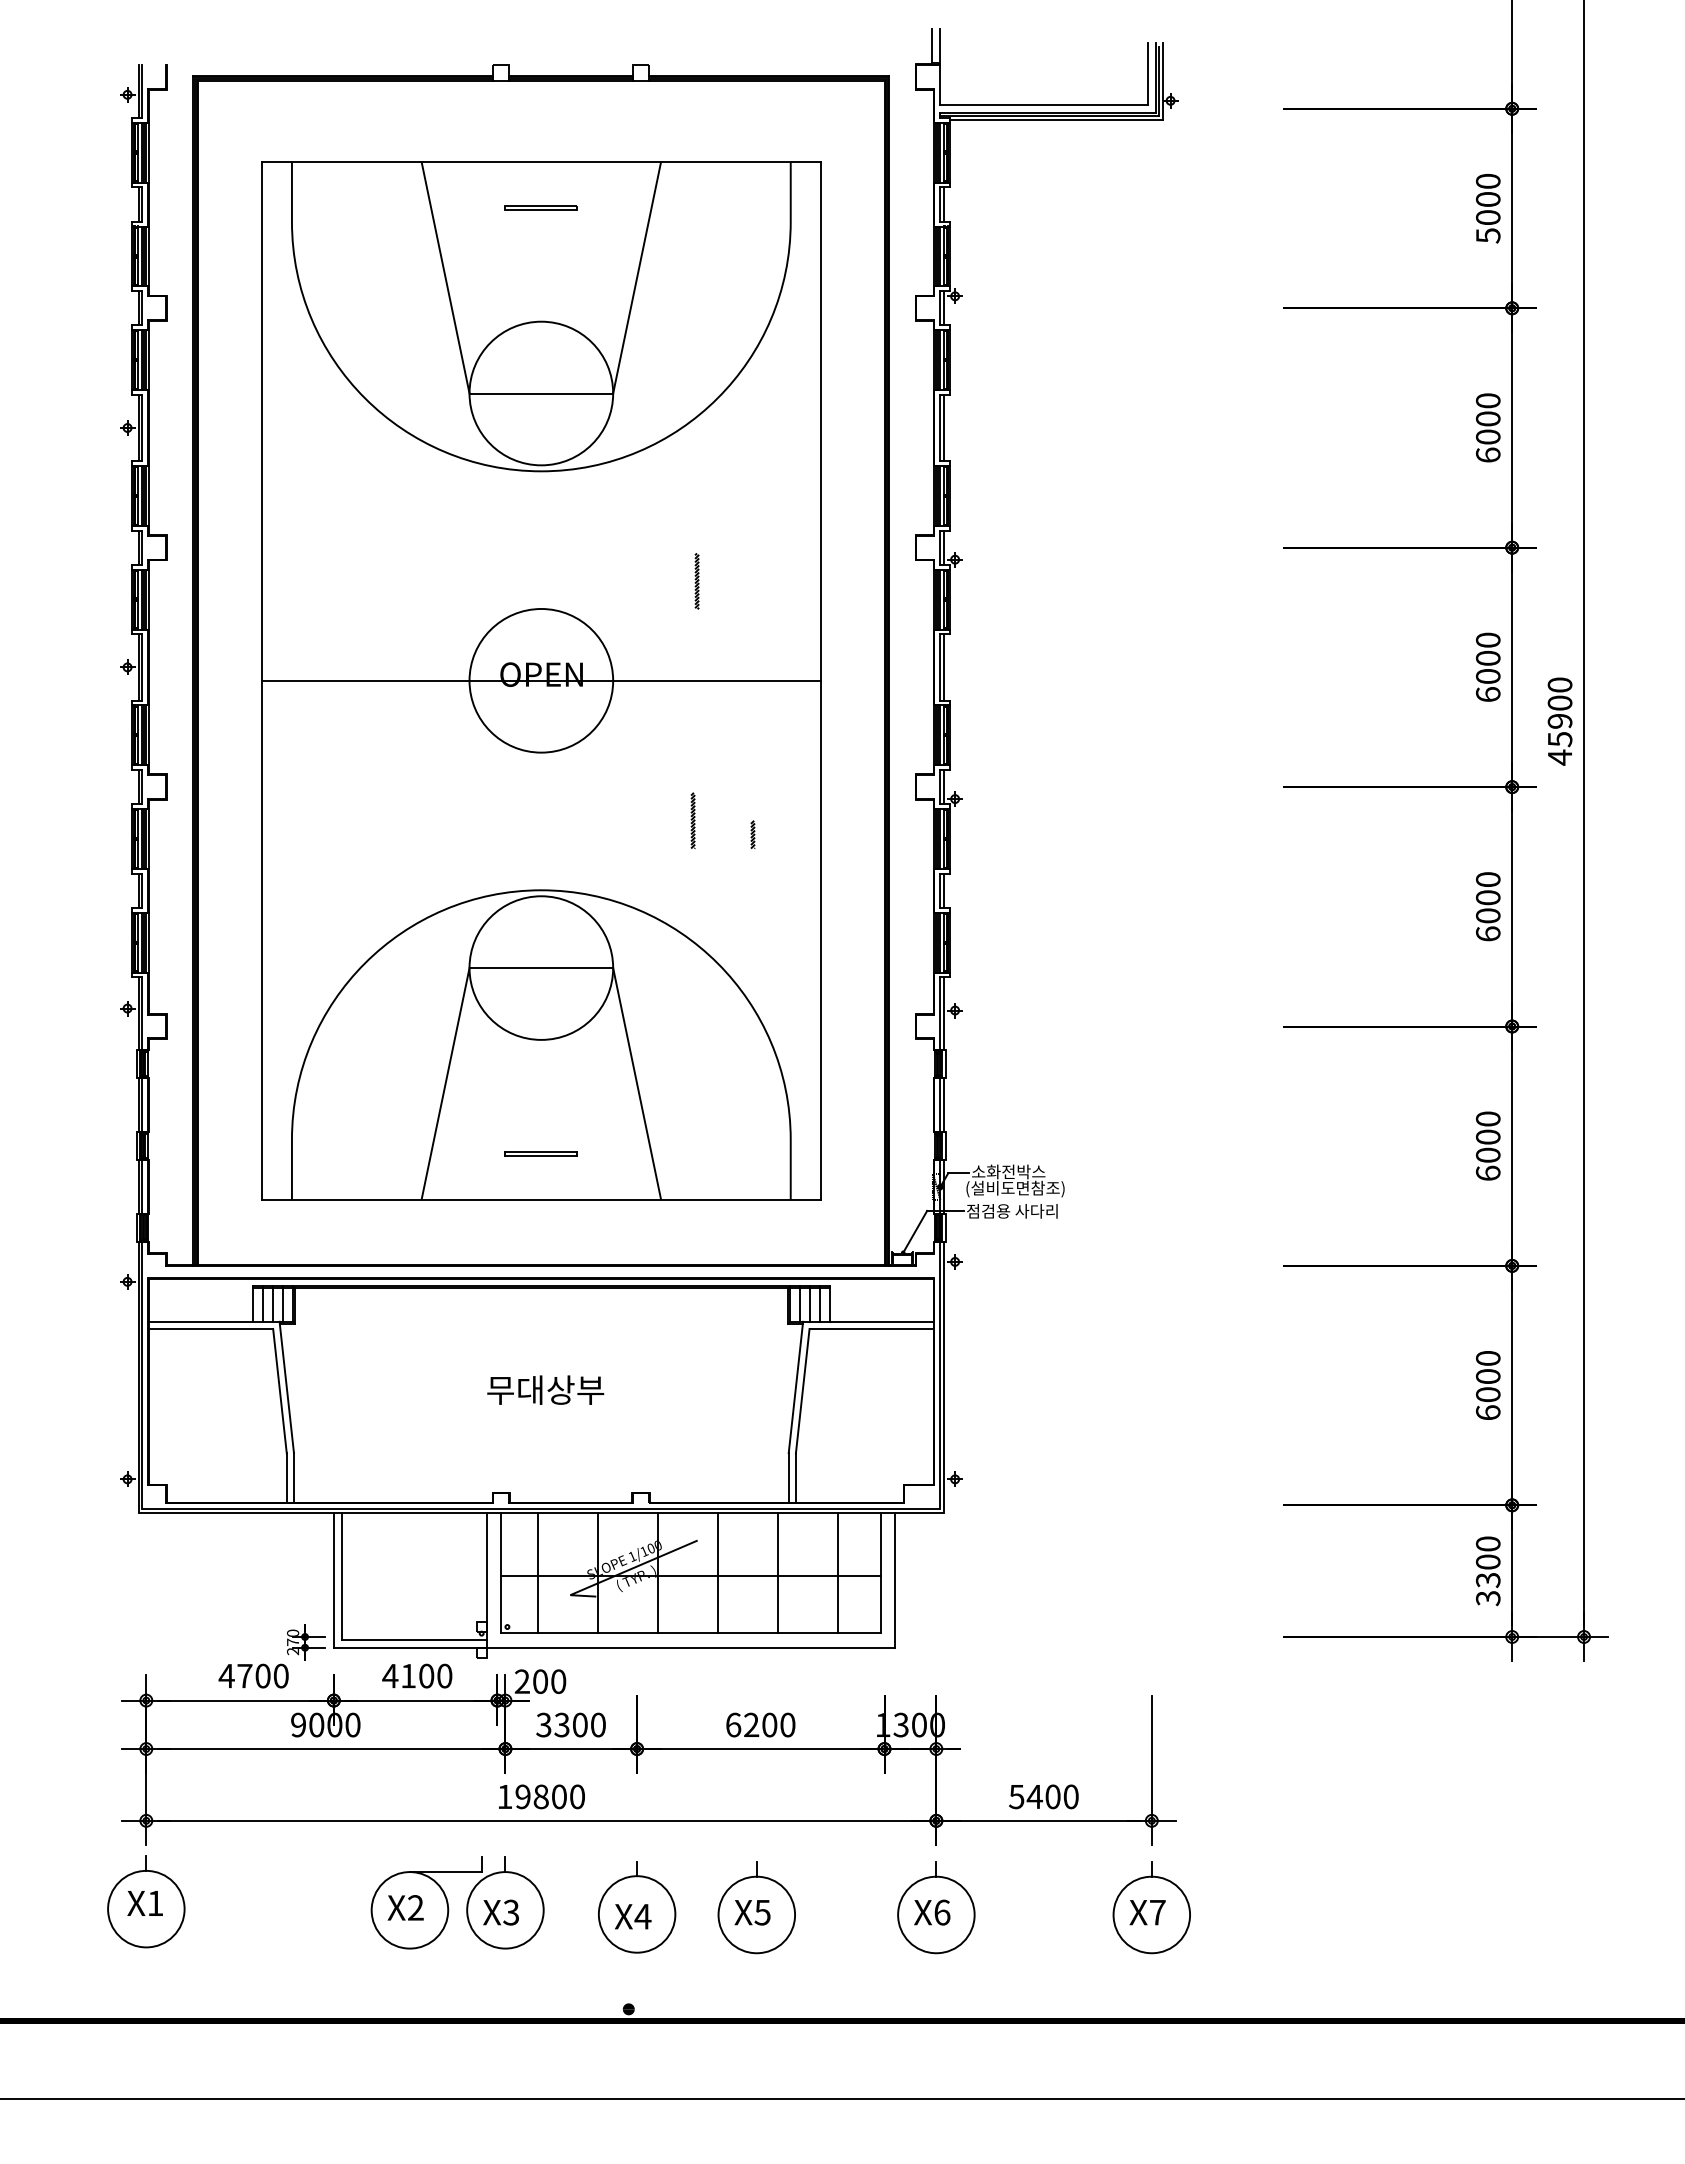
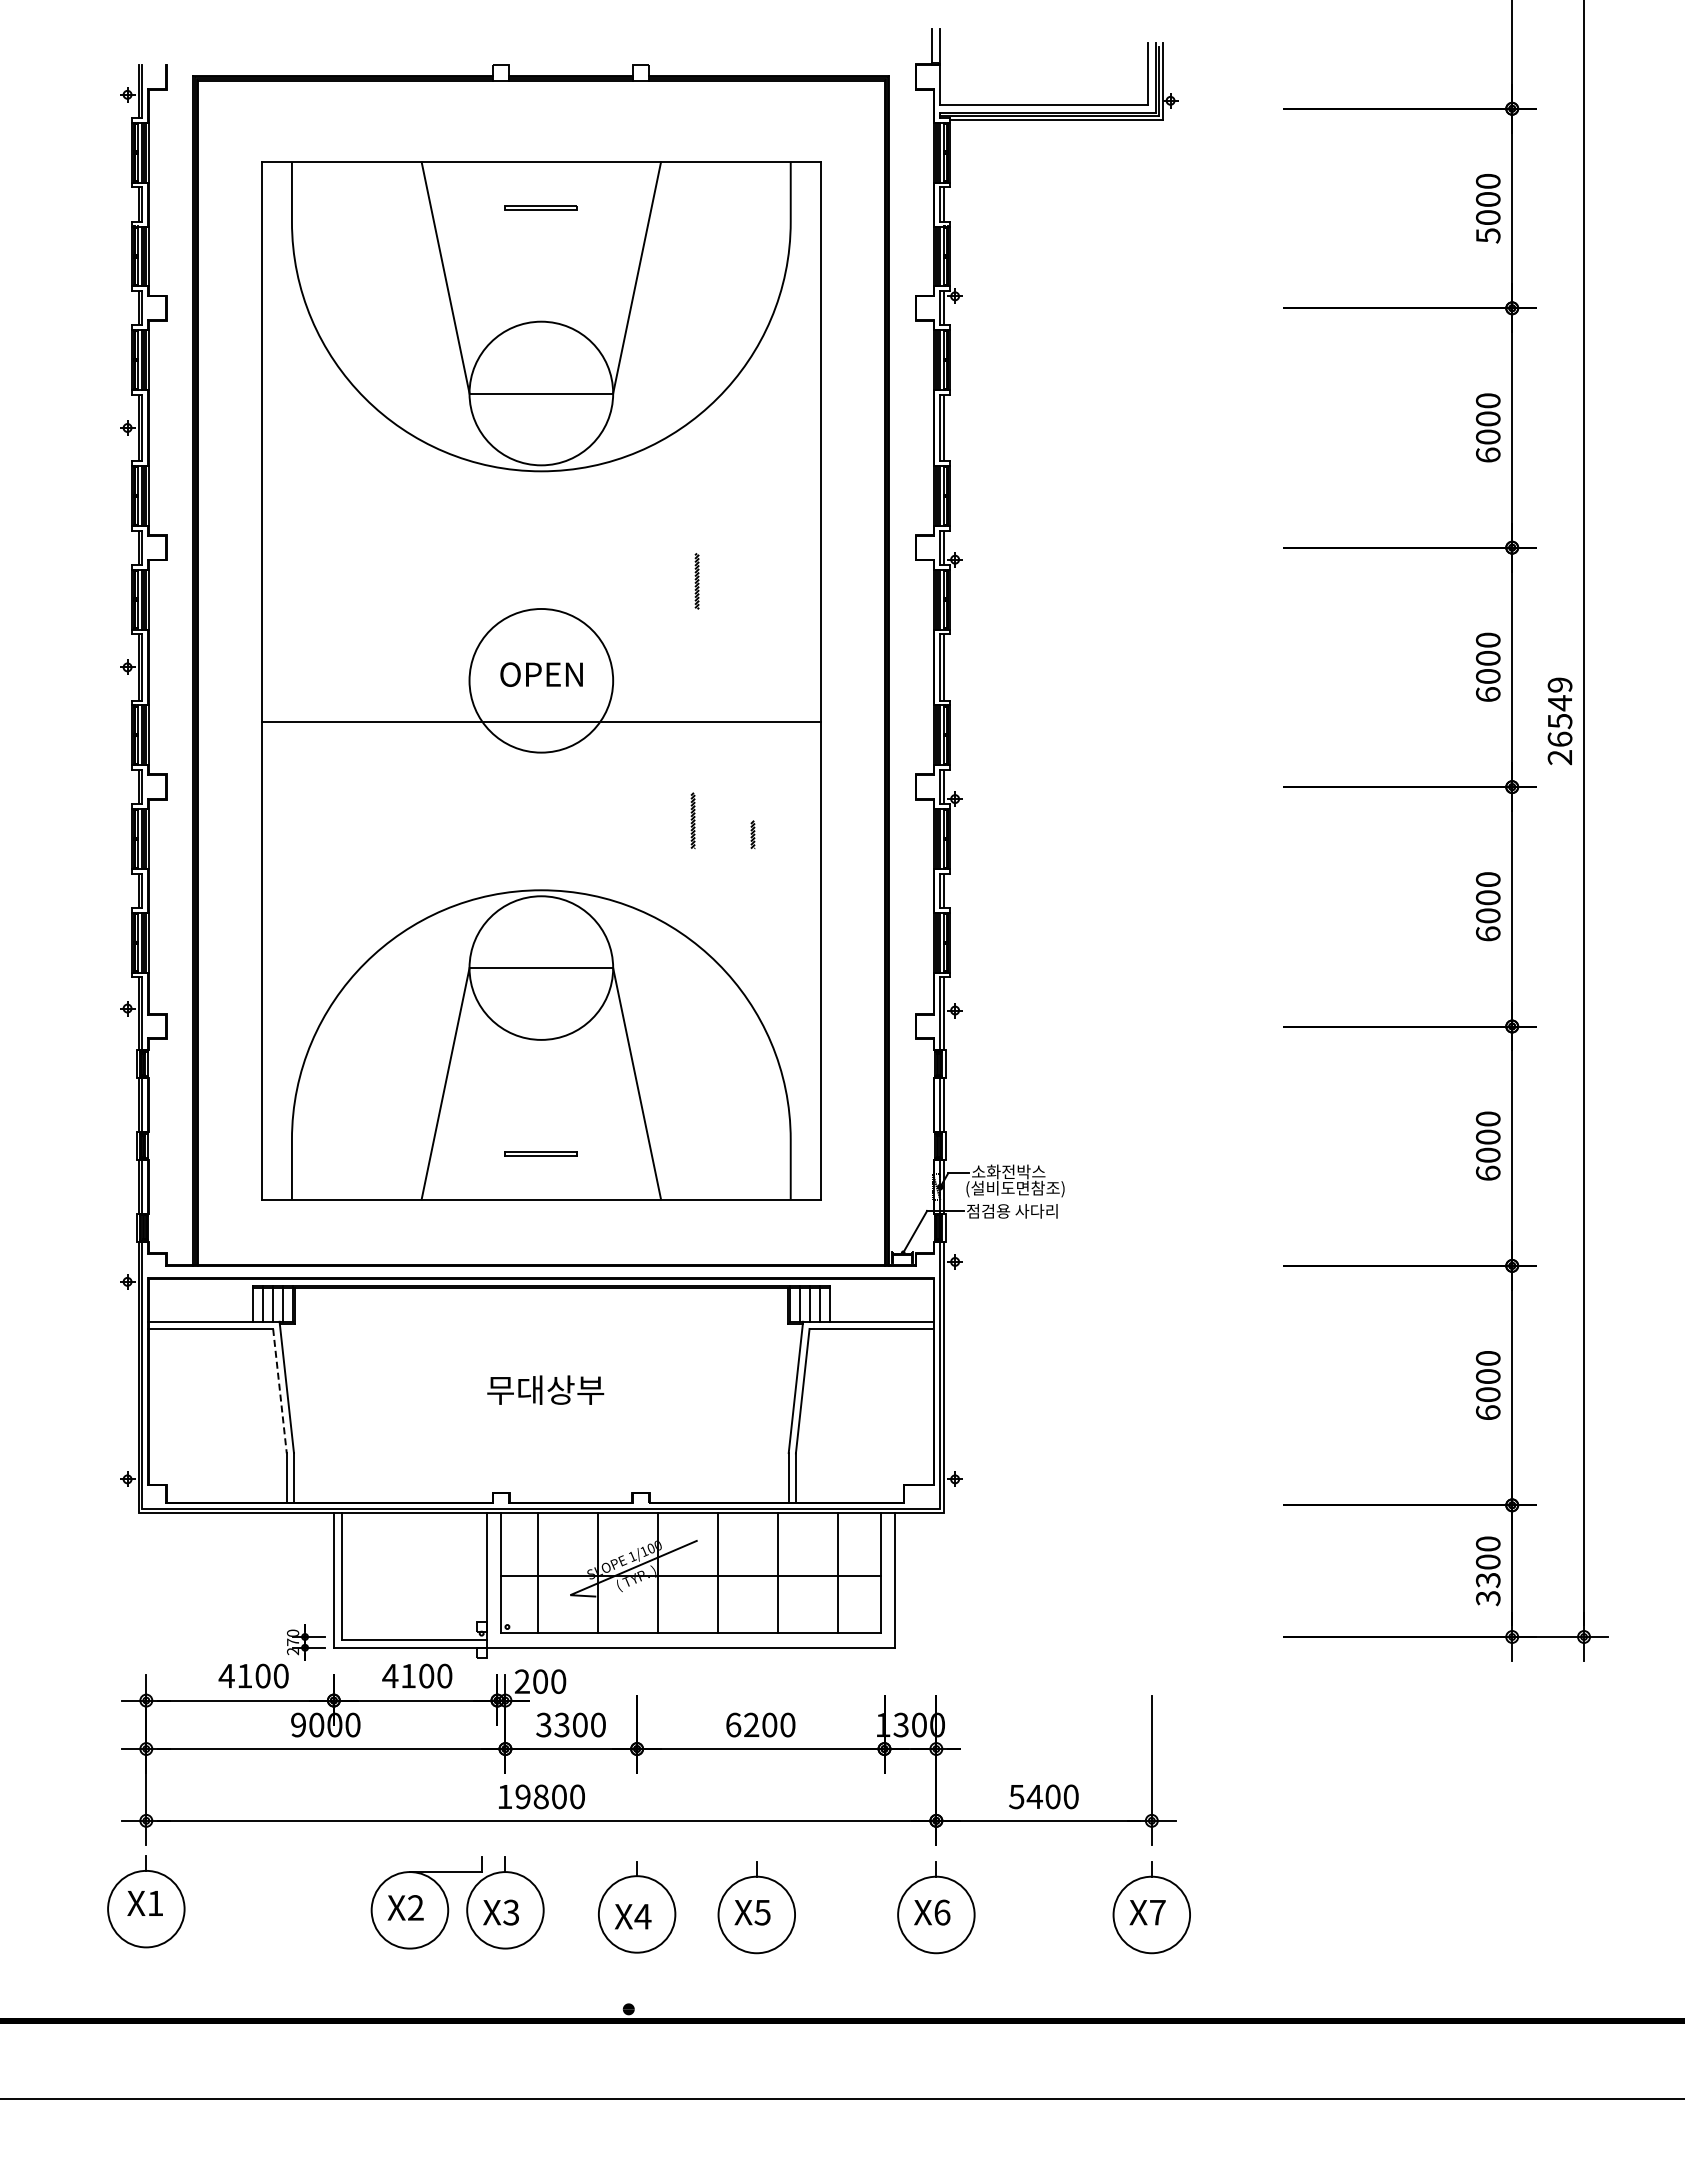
line position: (541, 680) -> (541, 721) (541, 721)
text: 45900 -> 26549 (1559, 721)
line: solid -> dashed (279, 1391)
text: 4700 -> 4100 (244, 1676)
